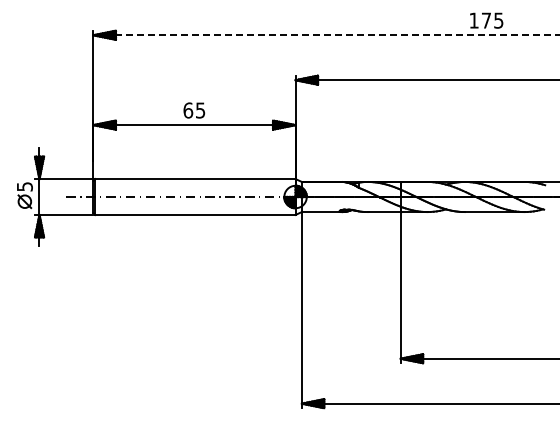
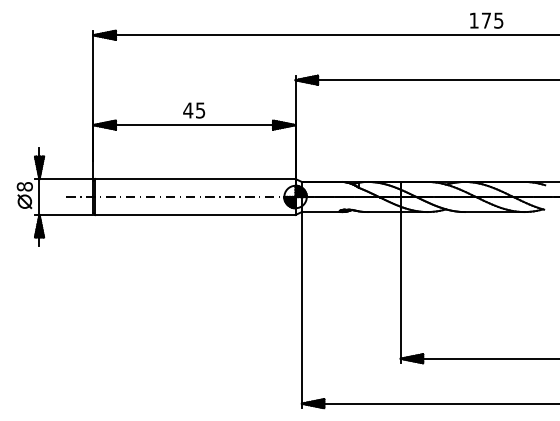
line: dashed -> solid (327, 35)
text: 65 -> 45 (188, 110)
text: 5 -> 8 (24, 186)
